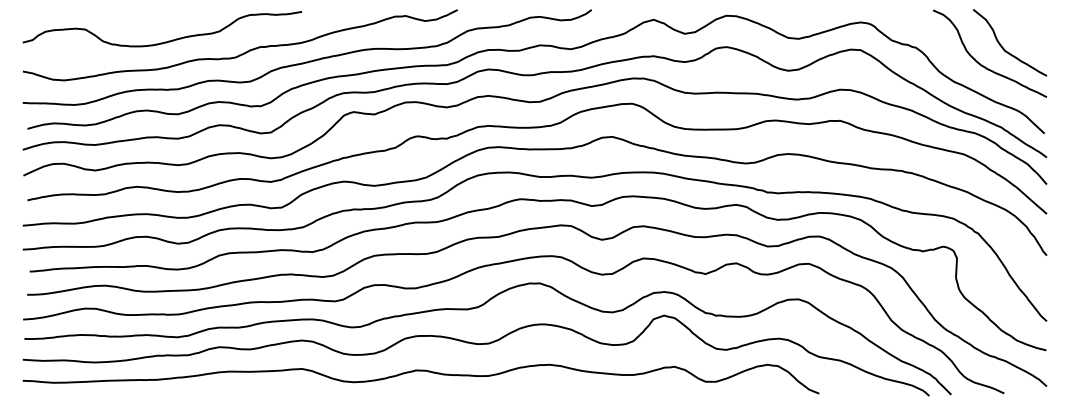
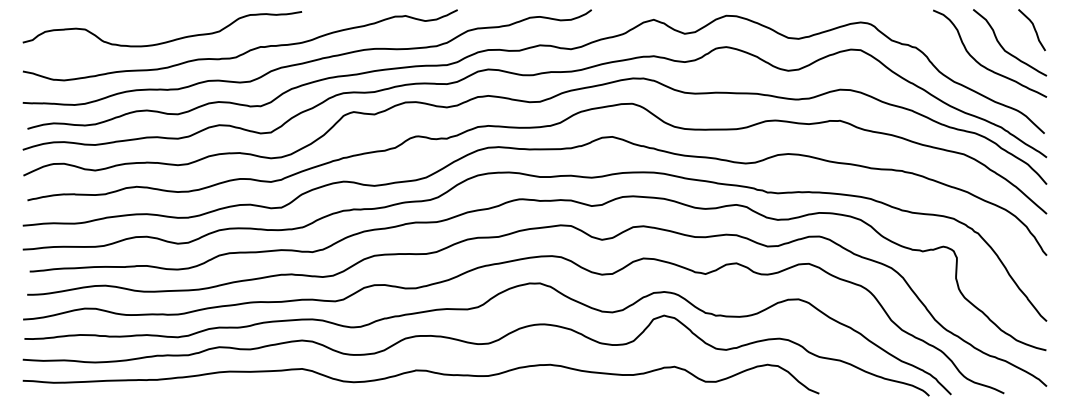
curve: none -> present (1033, 28)
